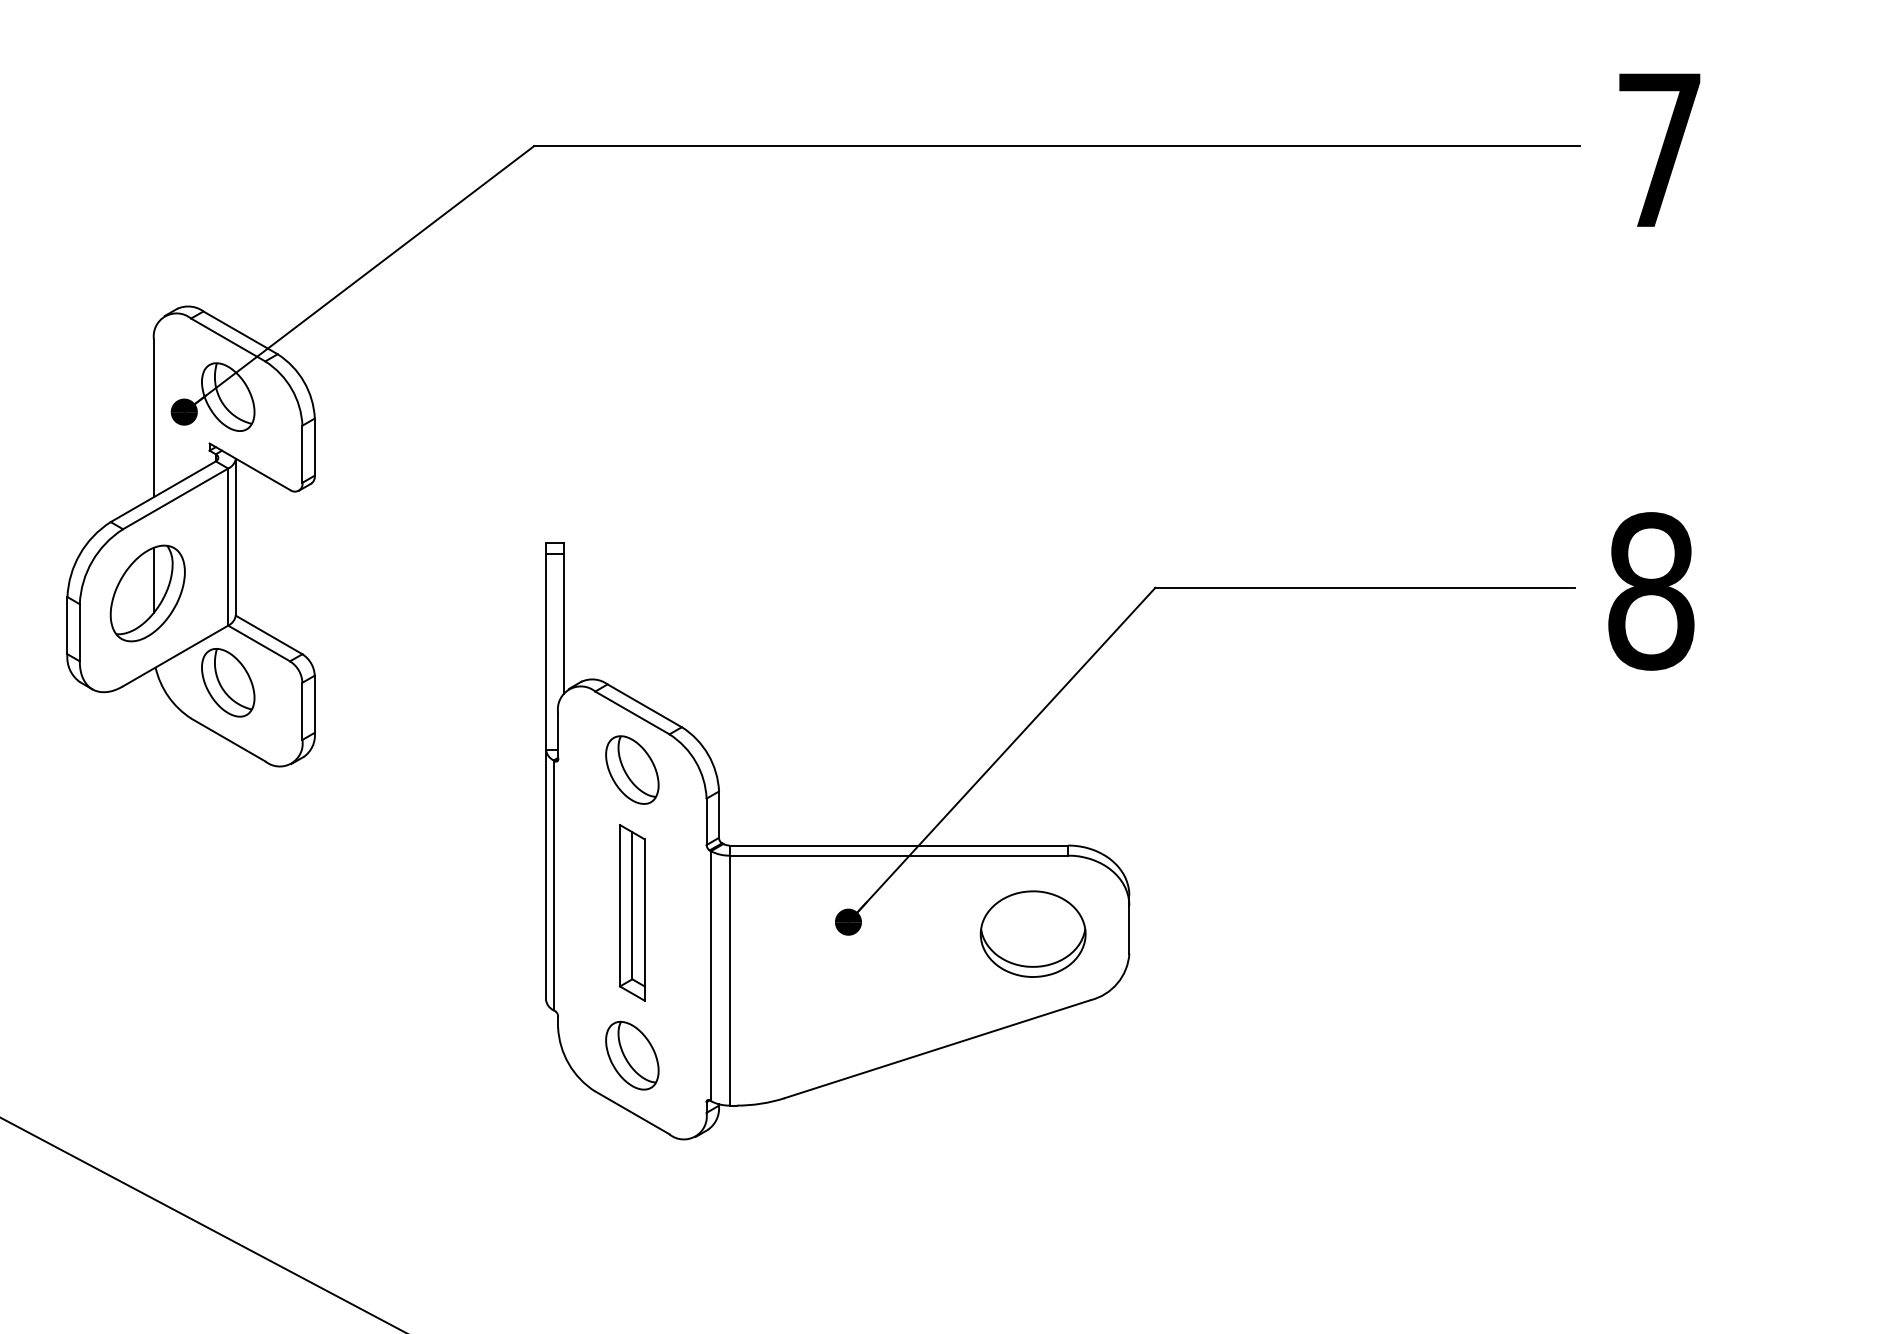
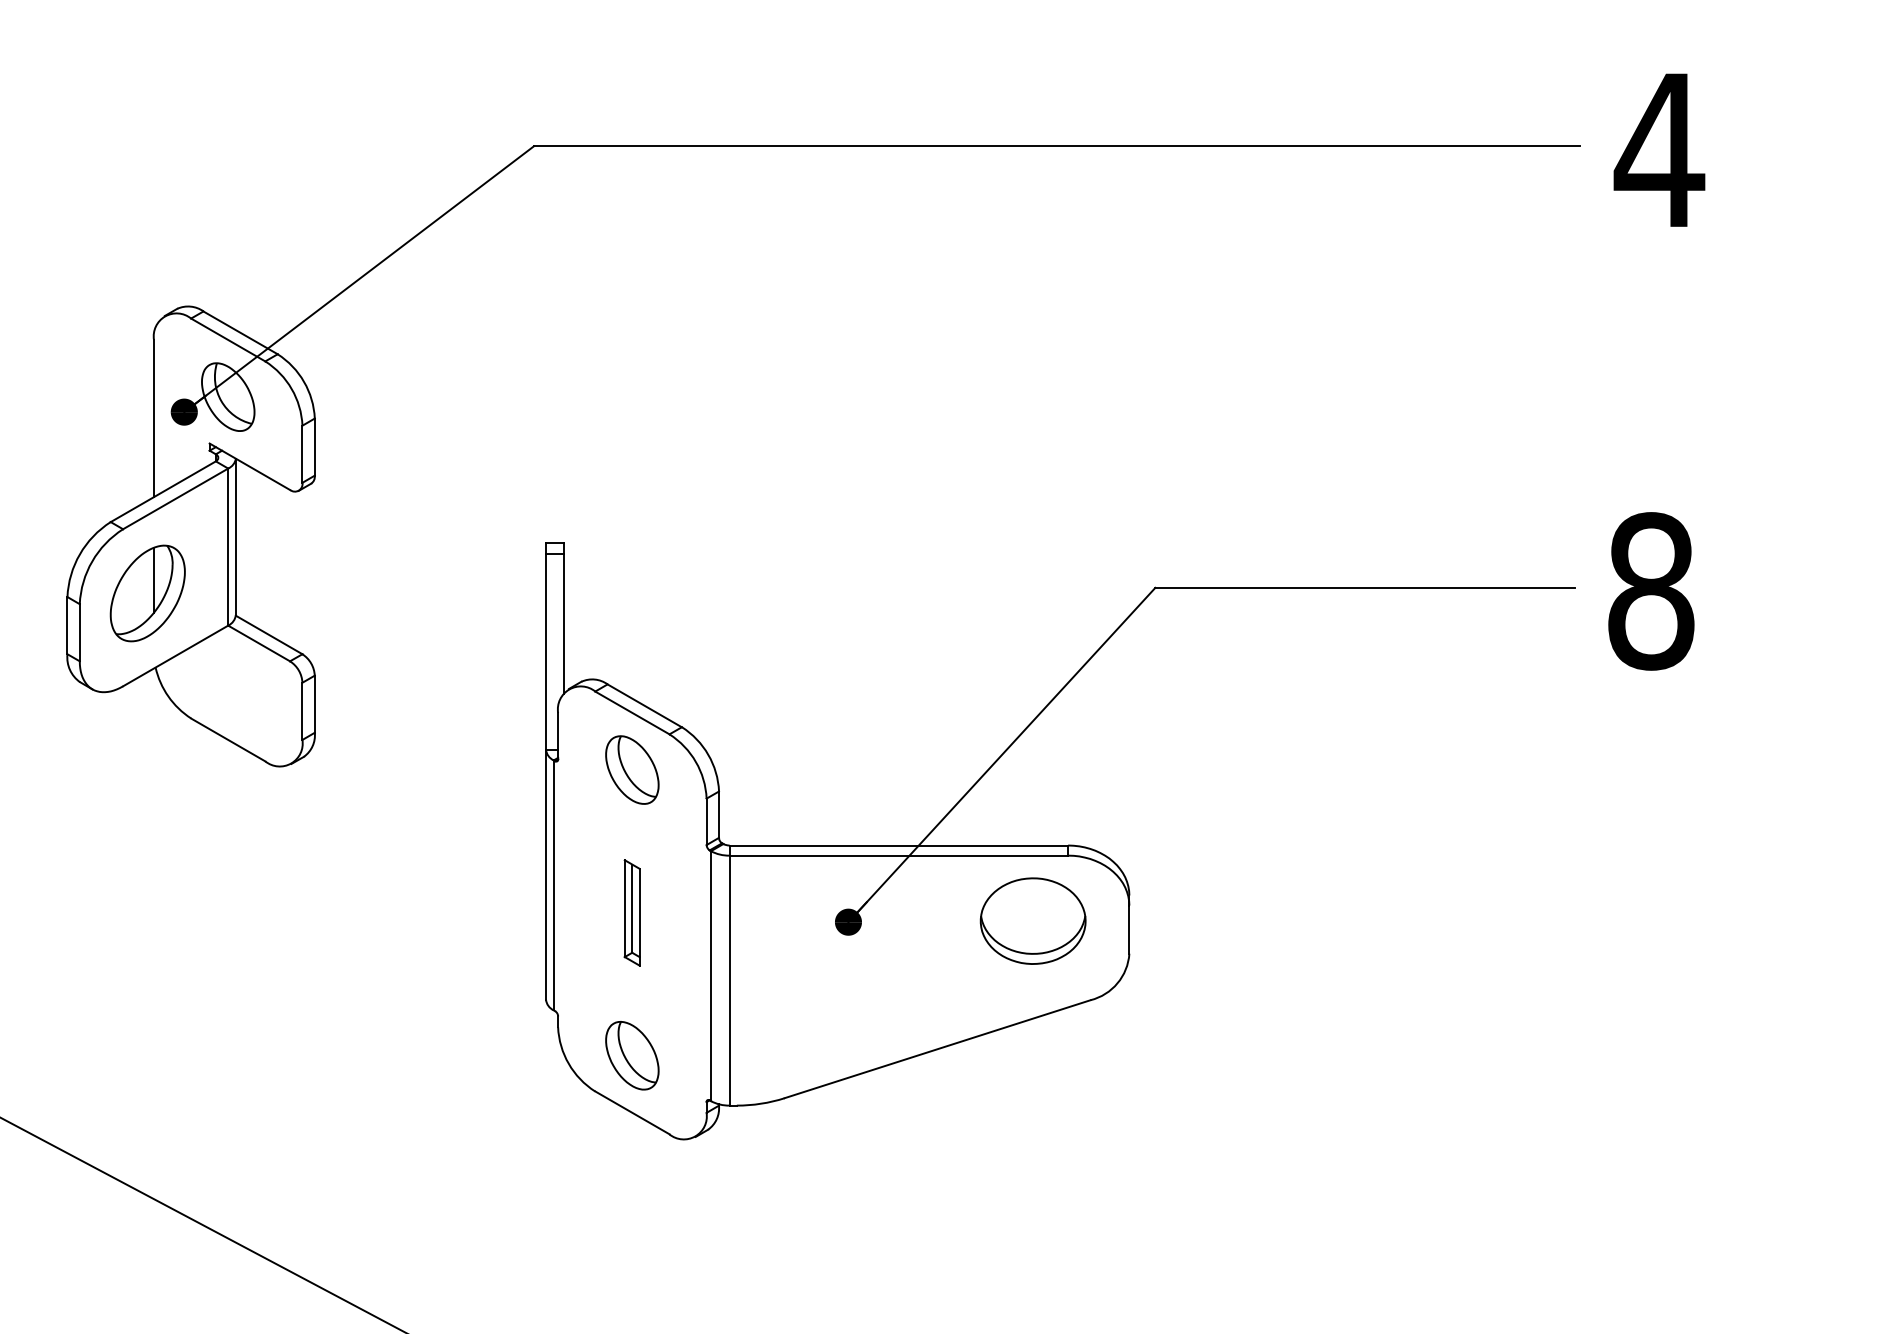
text: 7 -> 4 (1659, 149)
part: present -> none (228, 682)
part size: 28x178 px -> 18x108 px (631, 912)
part position: (1032, 933) -> (1032, 920) (1032, 920)
